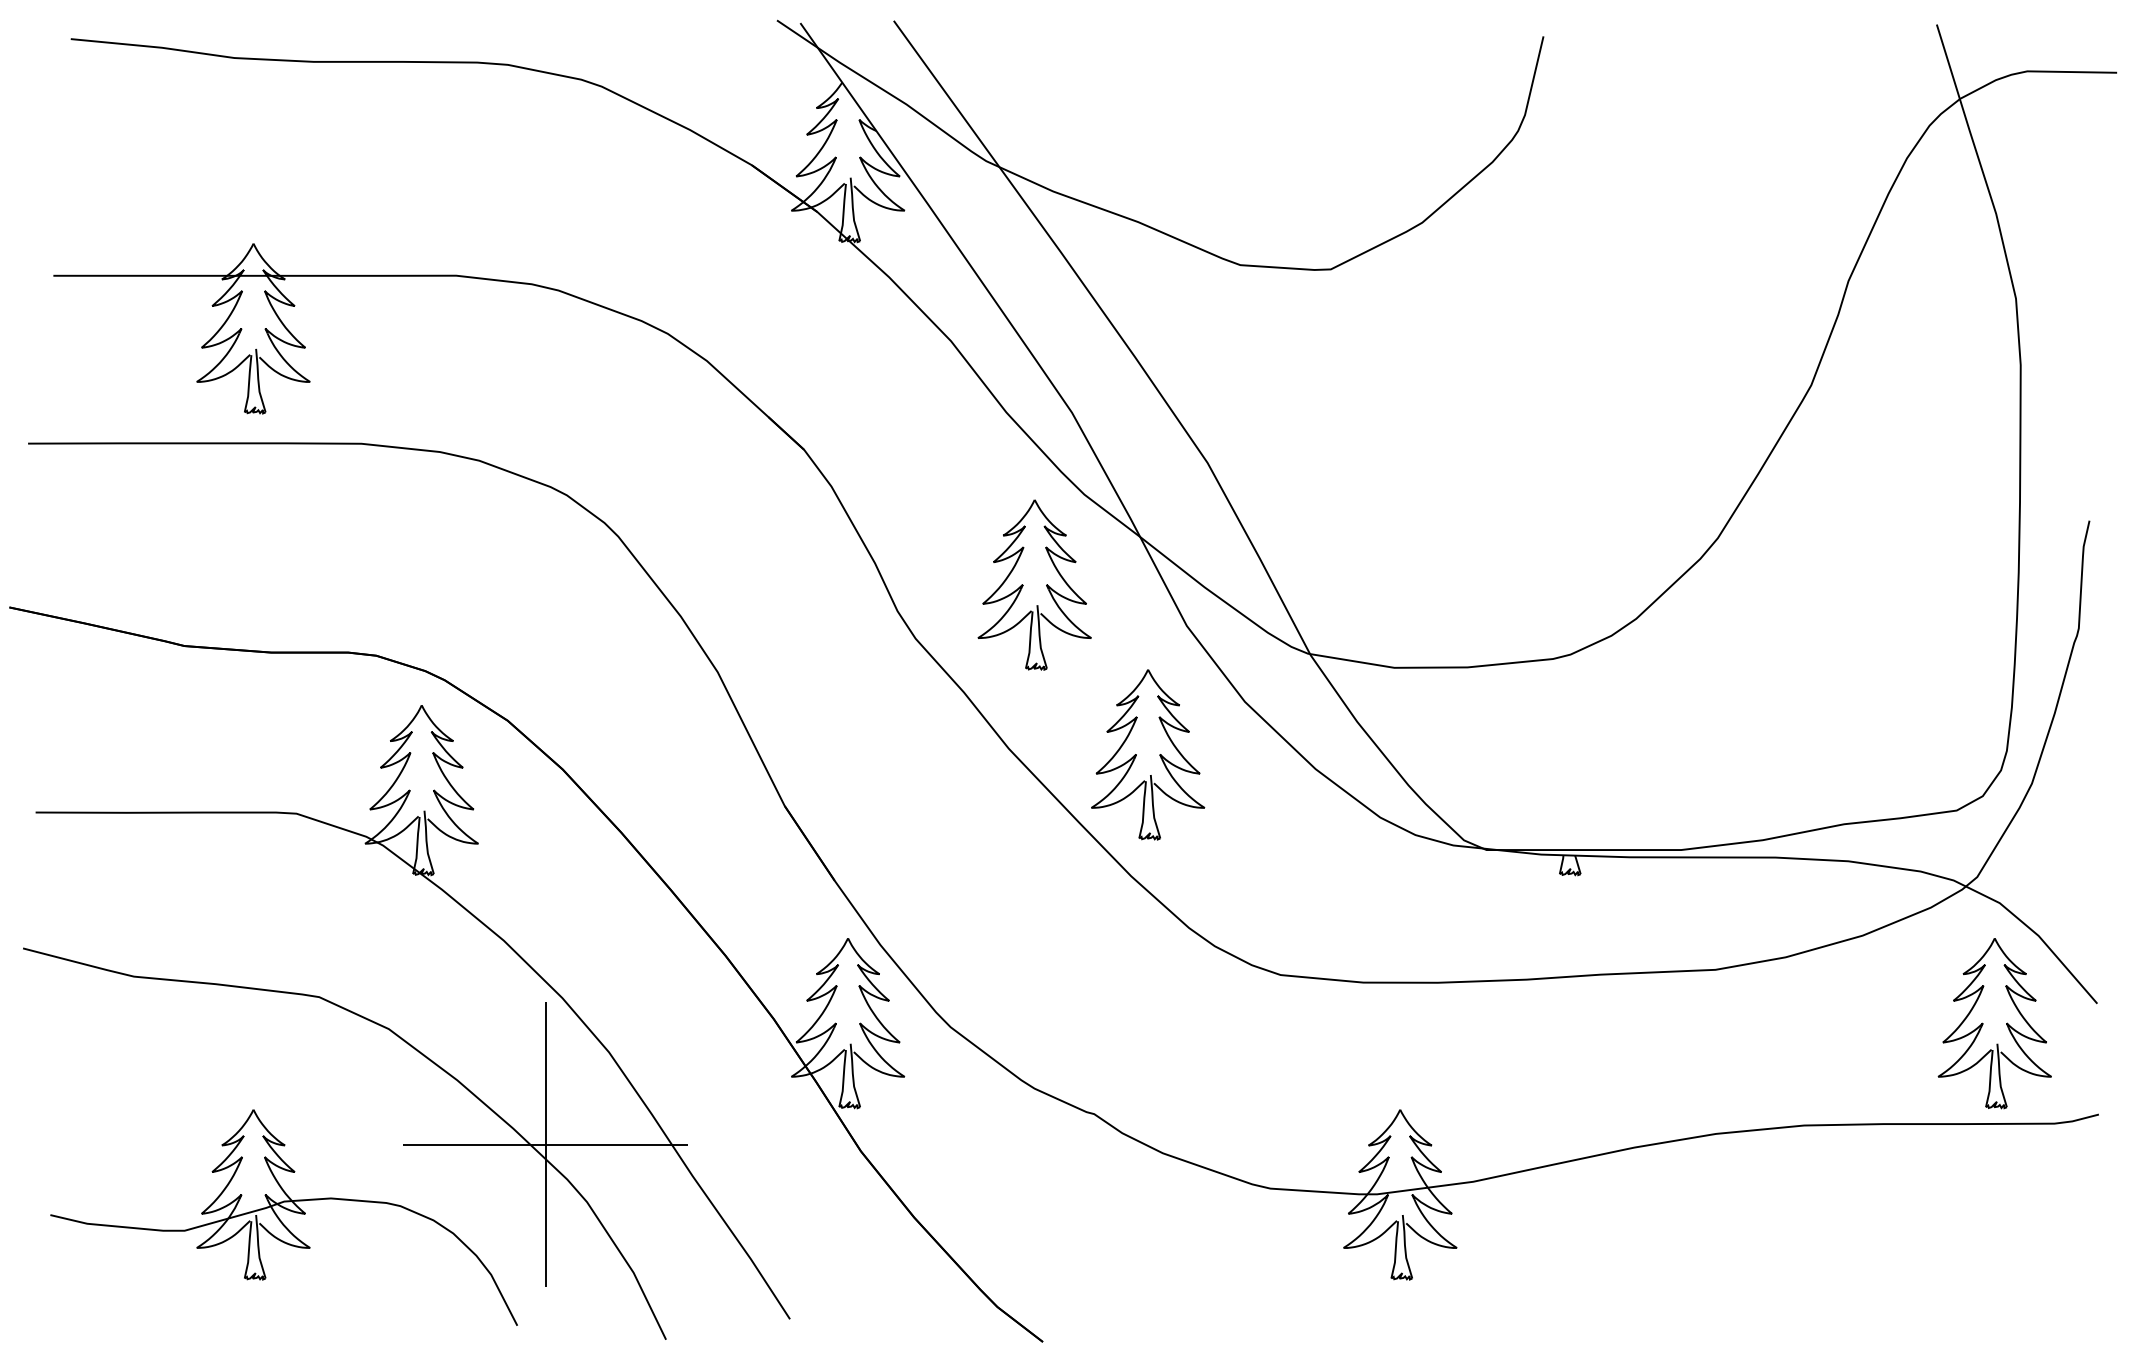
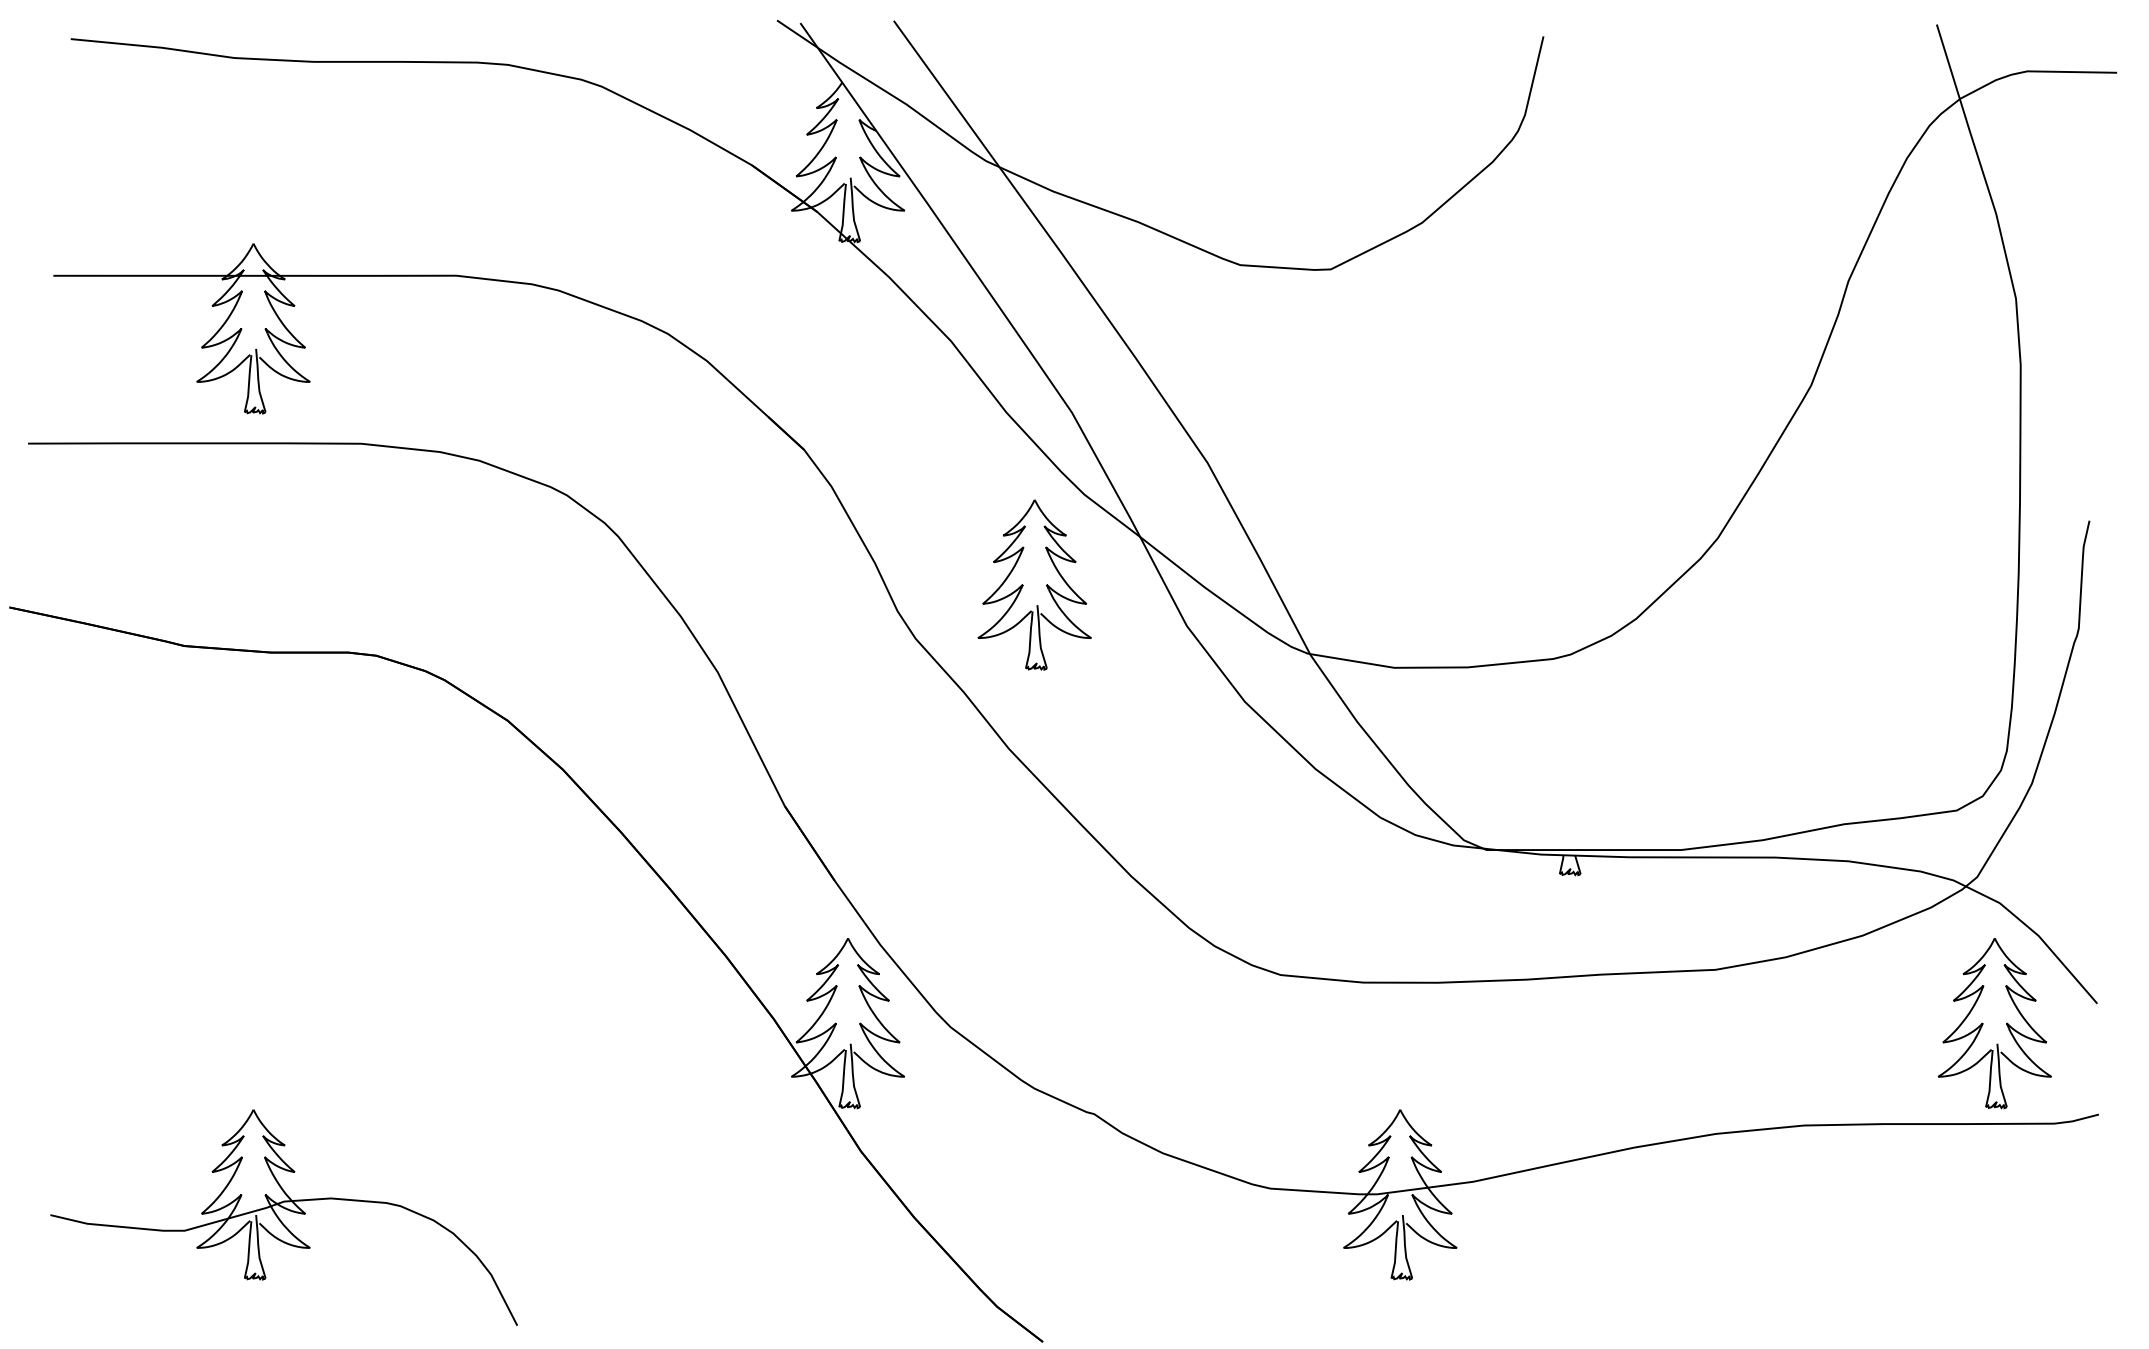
part: present -> none (1148, 754)
part: present -> none (399, 1035)
